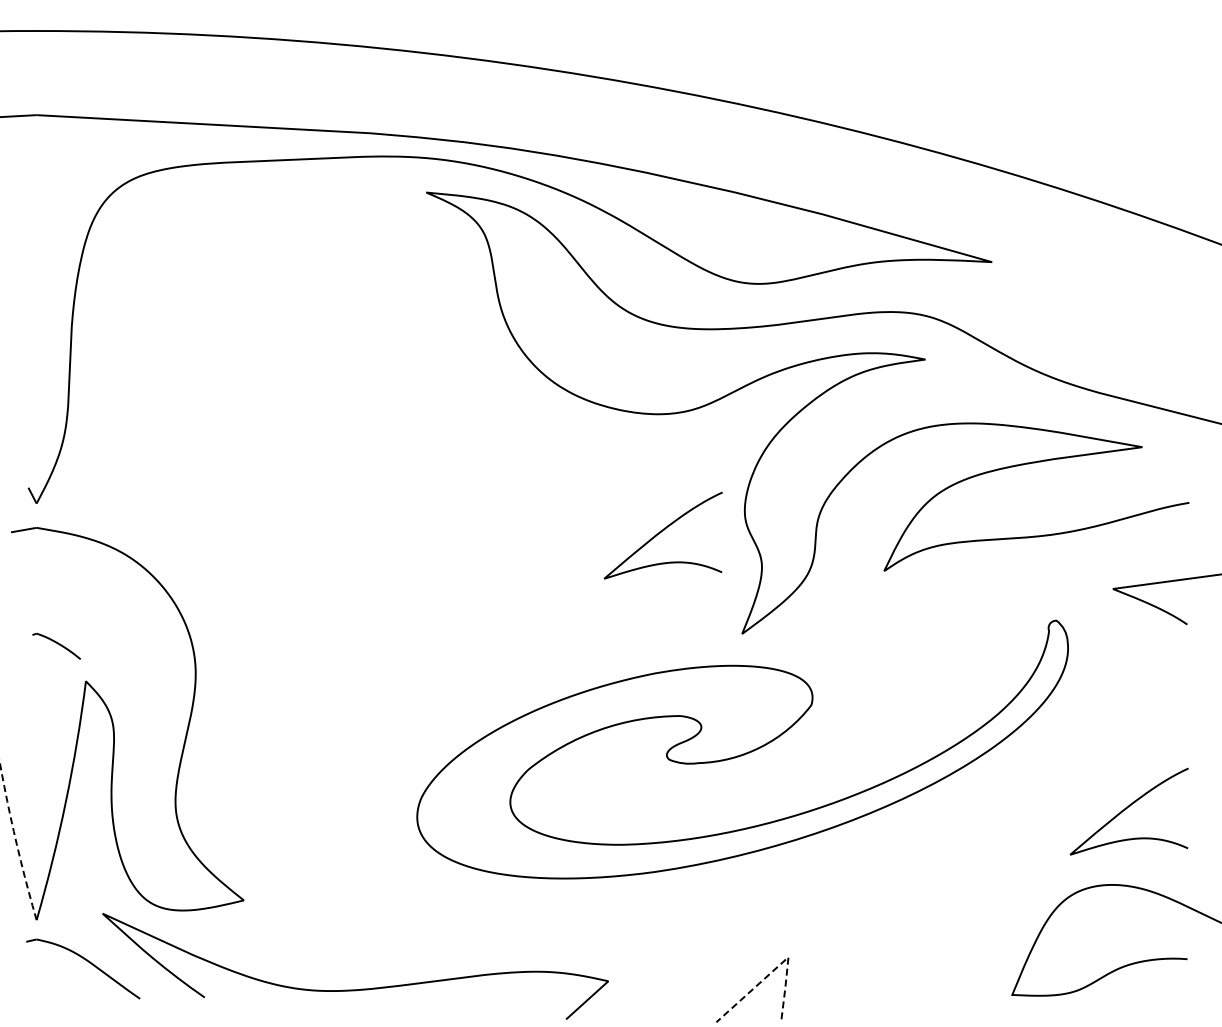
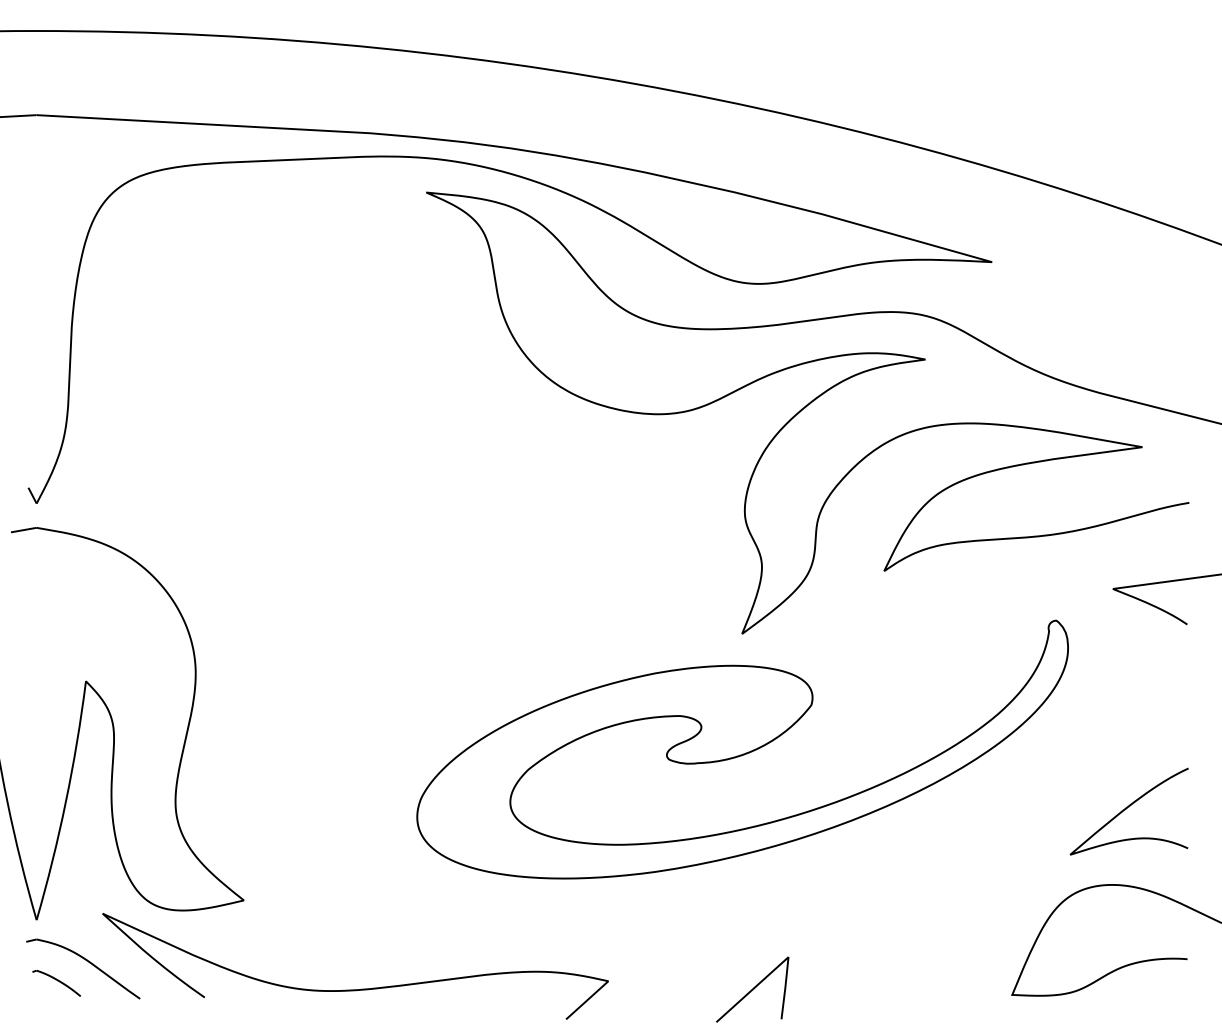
curve: present -> none (660, 533)
part position: (56, 646) -> (56, 983) (56, 983)
line: dashed -> solid (16, 841)
line: dashed -> solid (776, 968)
